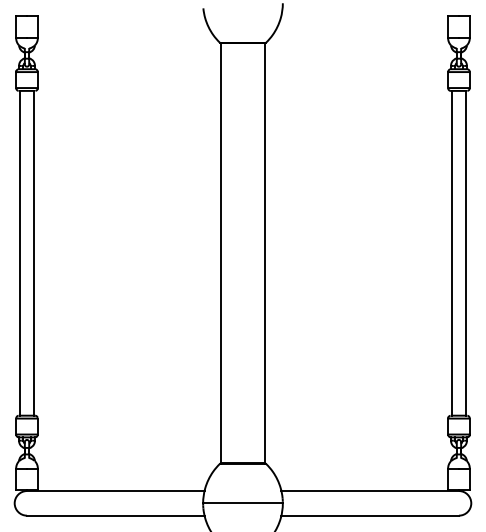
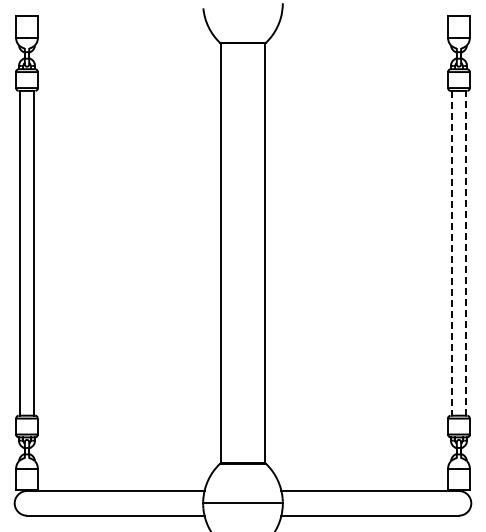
line: solid -> dashed (465, 252)
line: solid -> dashed (452, 253)
